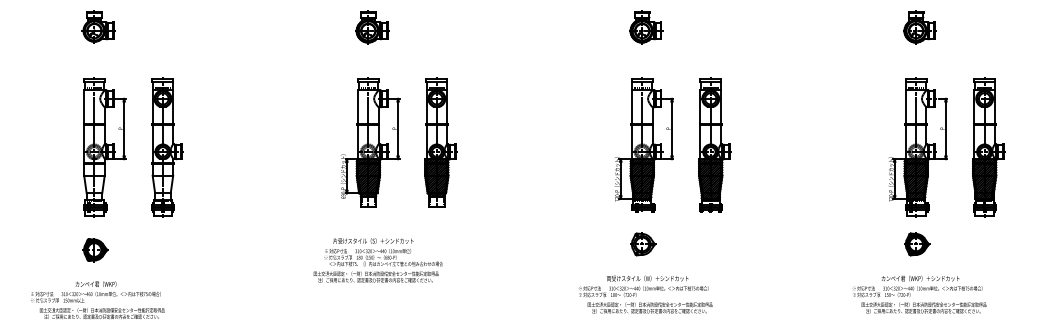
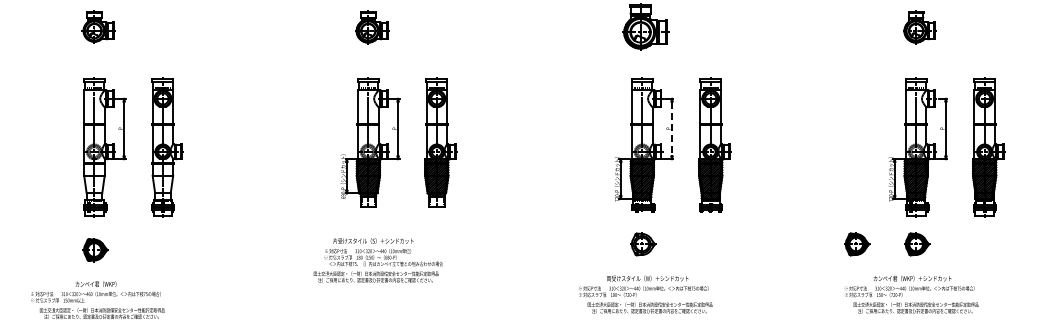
part size: 35x35 px -> 48x48 px (645, 26)
line: solid -> dashed (672, 129)
part: none -> present (857, 244)
text position: (919, 294) -> (911, 294) (911, 294)
